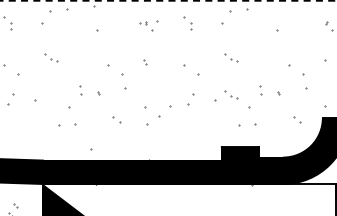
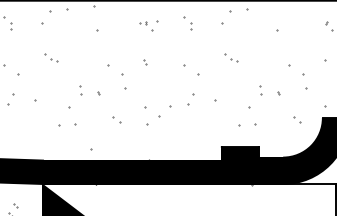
line: dashed -> solid (168, 0)
part: present -> none (231, 94)
